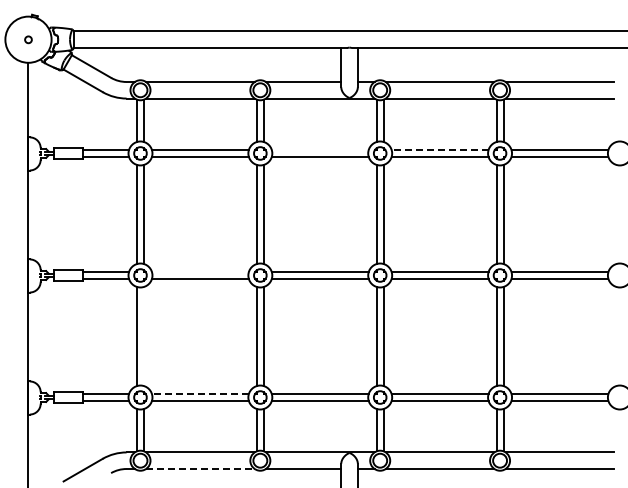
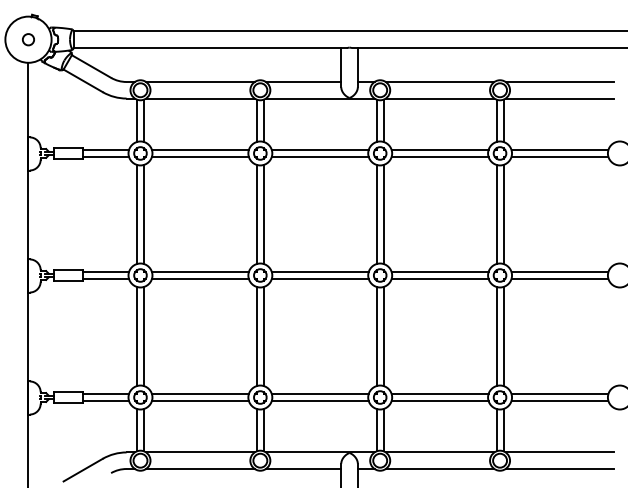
circle size: 9x10 px -> 13x14 px (28, 39)
line: none -> present (319, 149)
line: dashed -> solid (439, 149)
line: none -> present (199, 272)
line: none -> present (143, 336)
line: dashed -> solid (199, 394)
line: dashed -> solid (200, 469)
